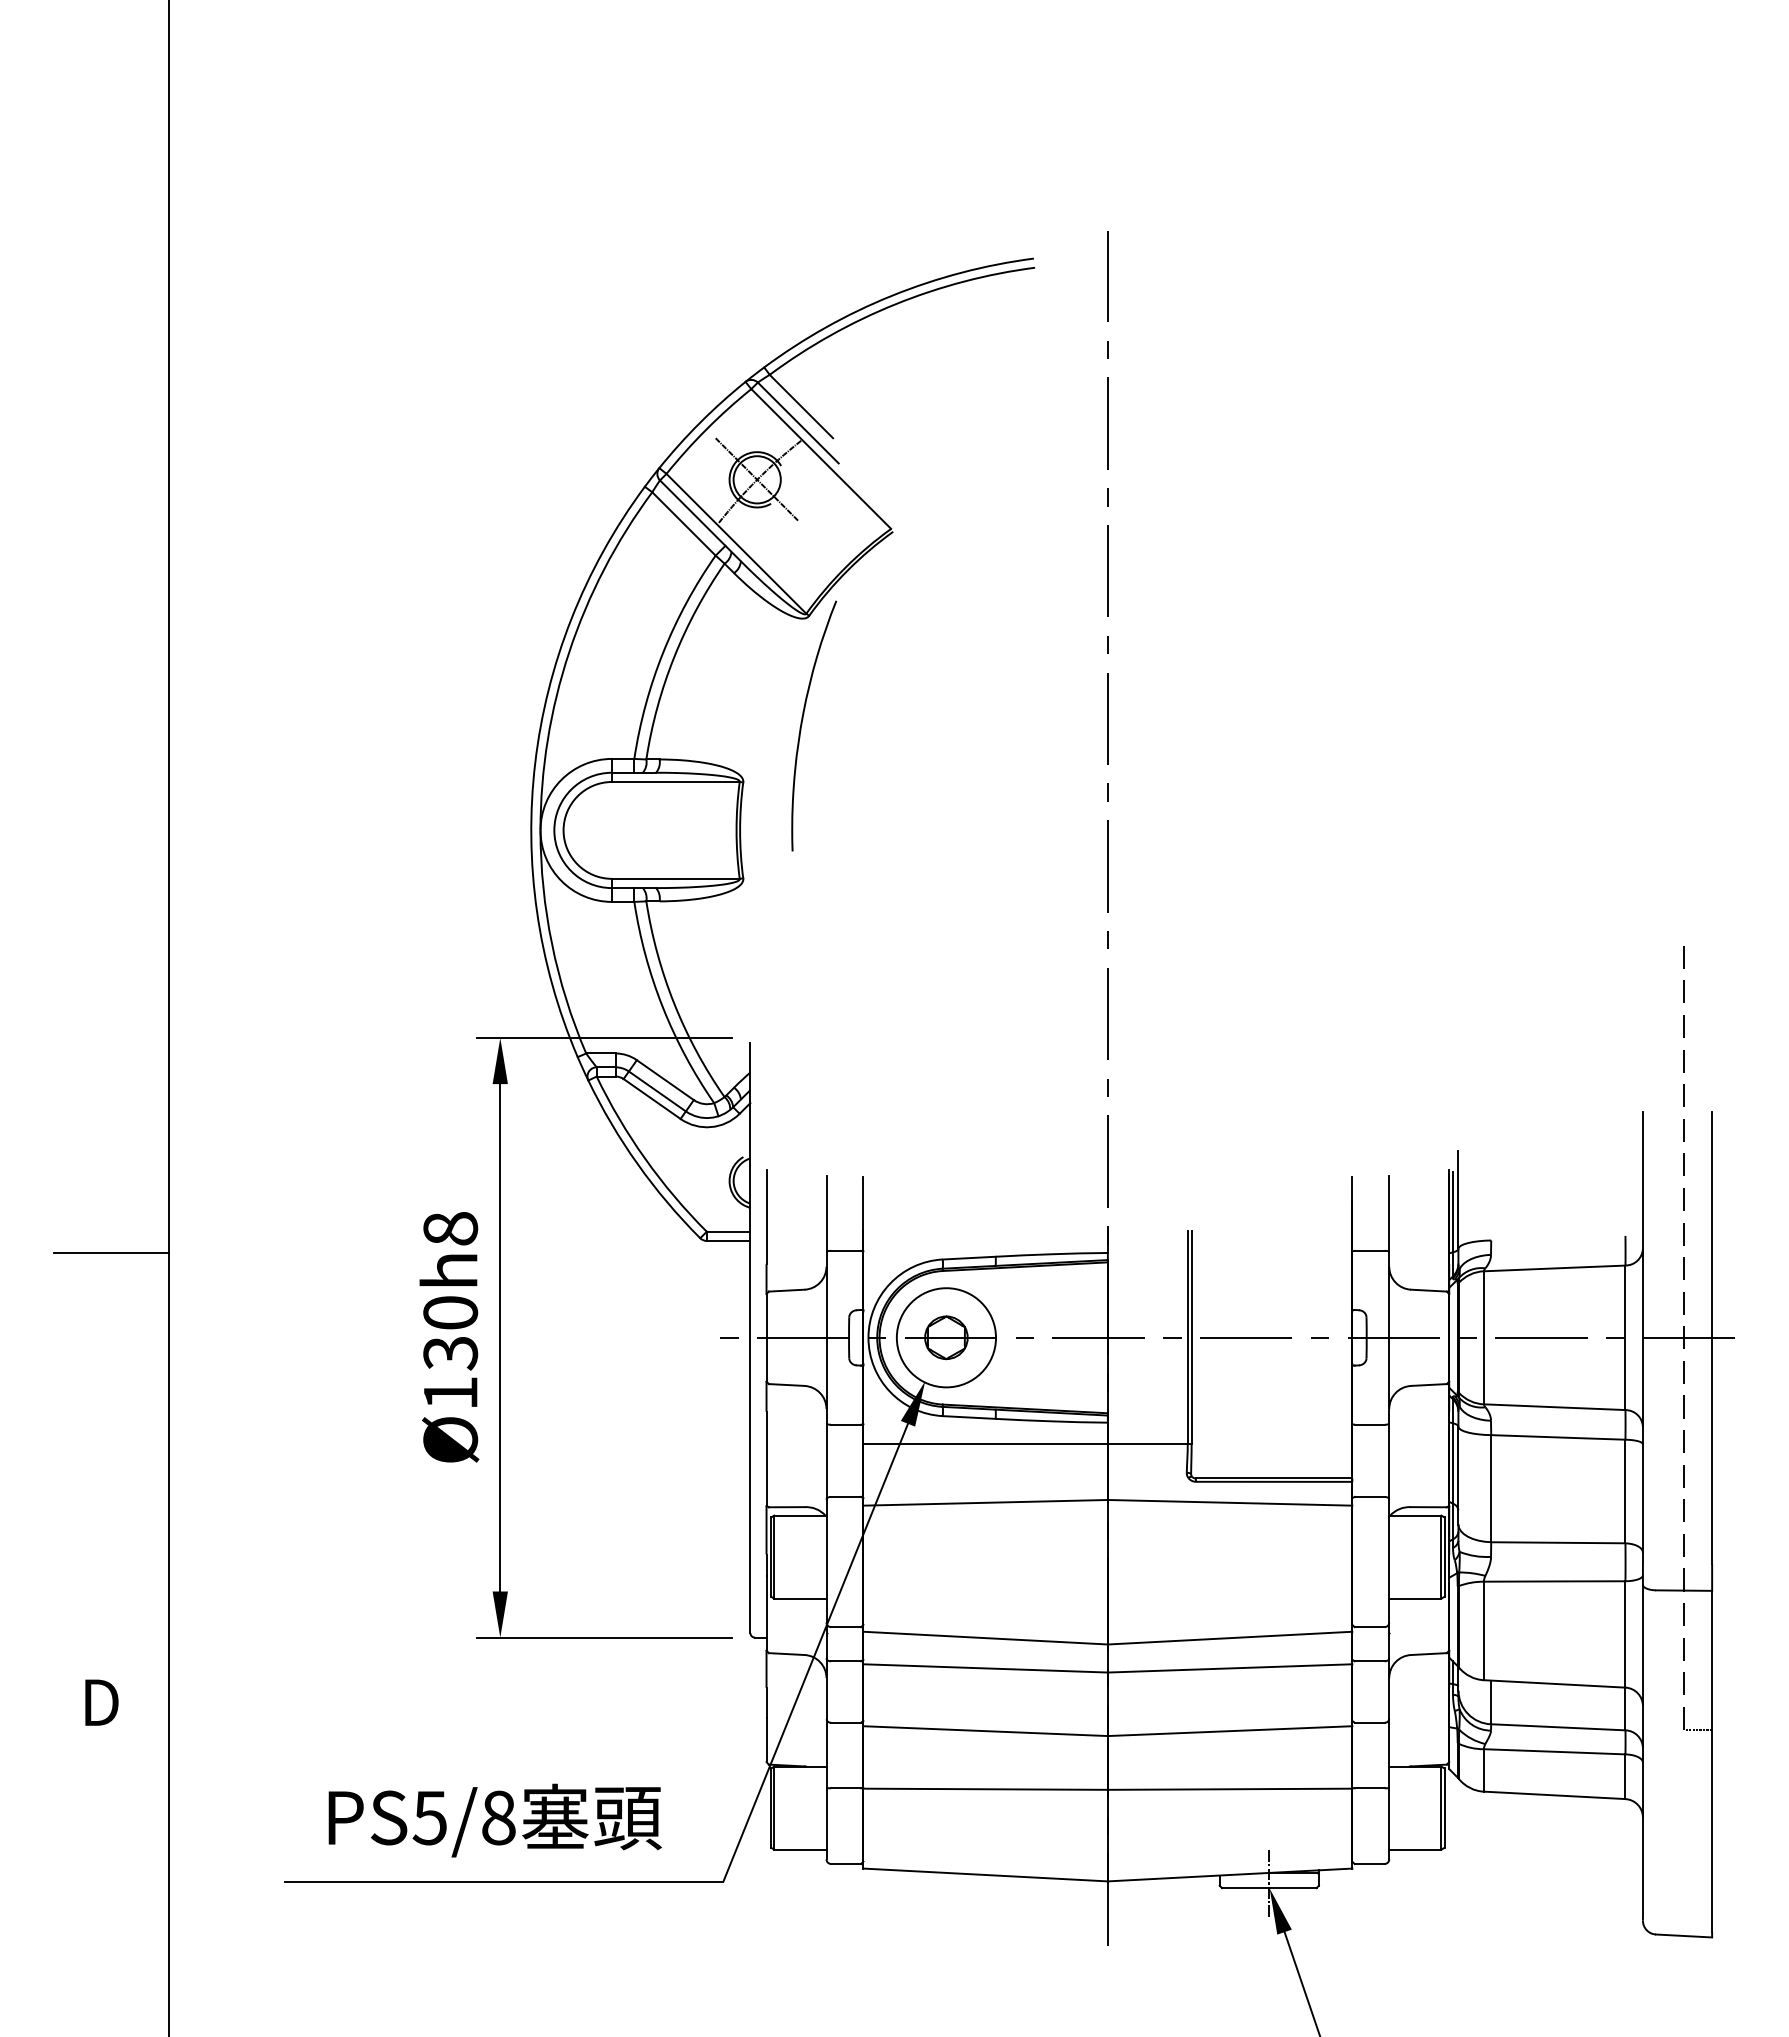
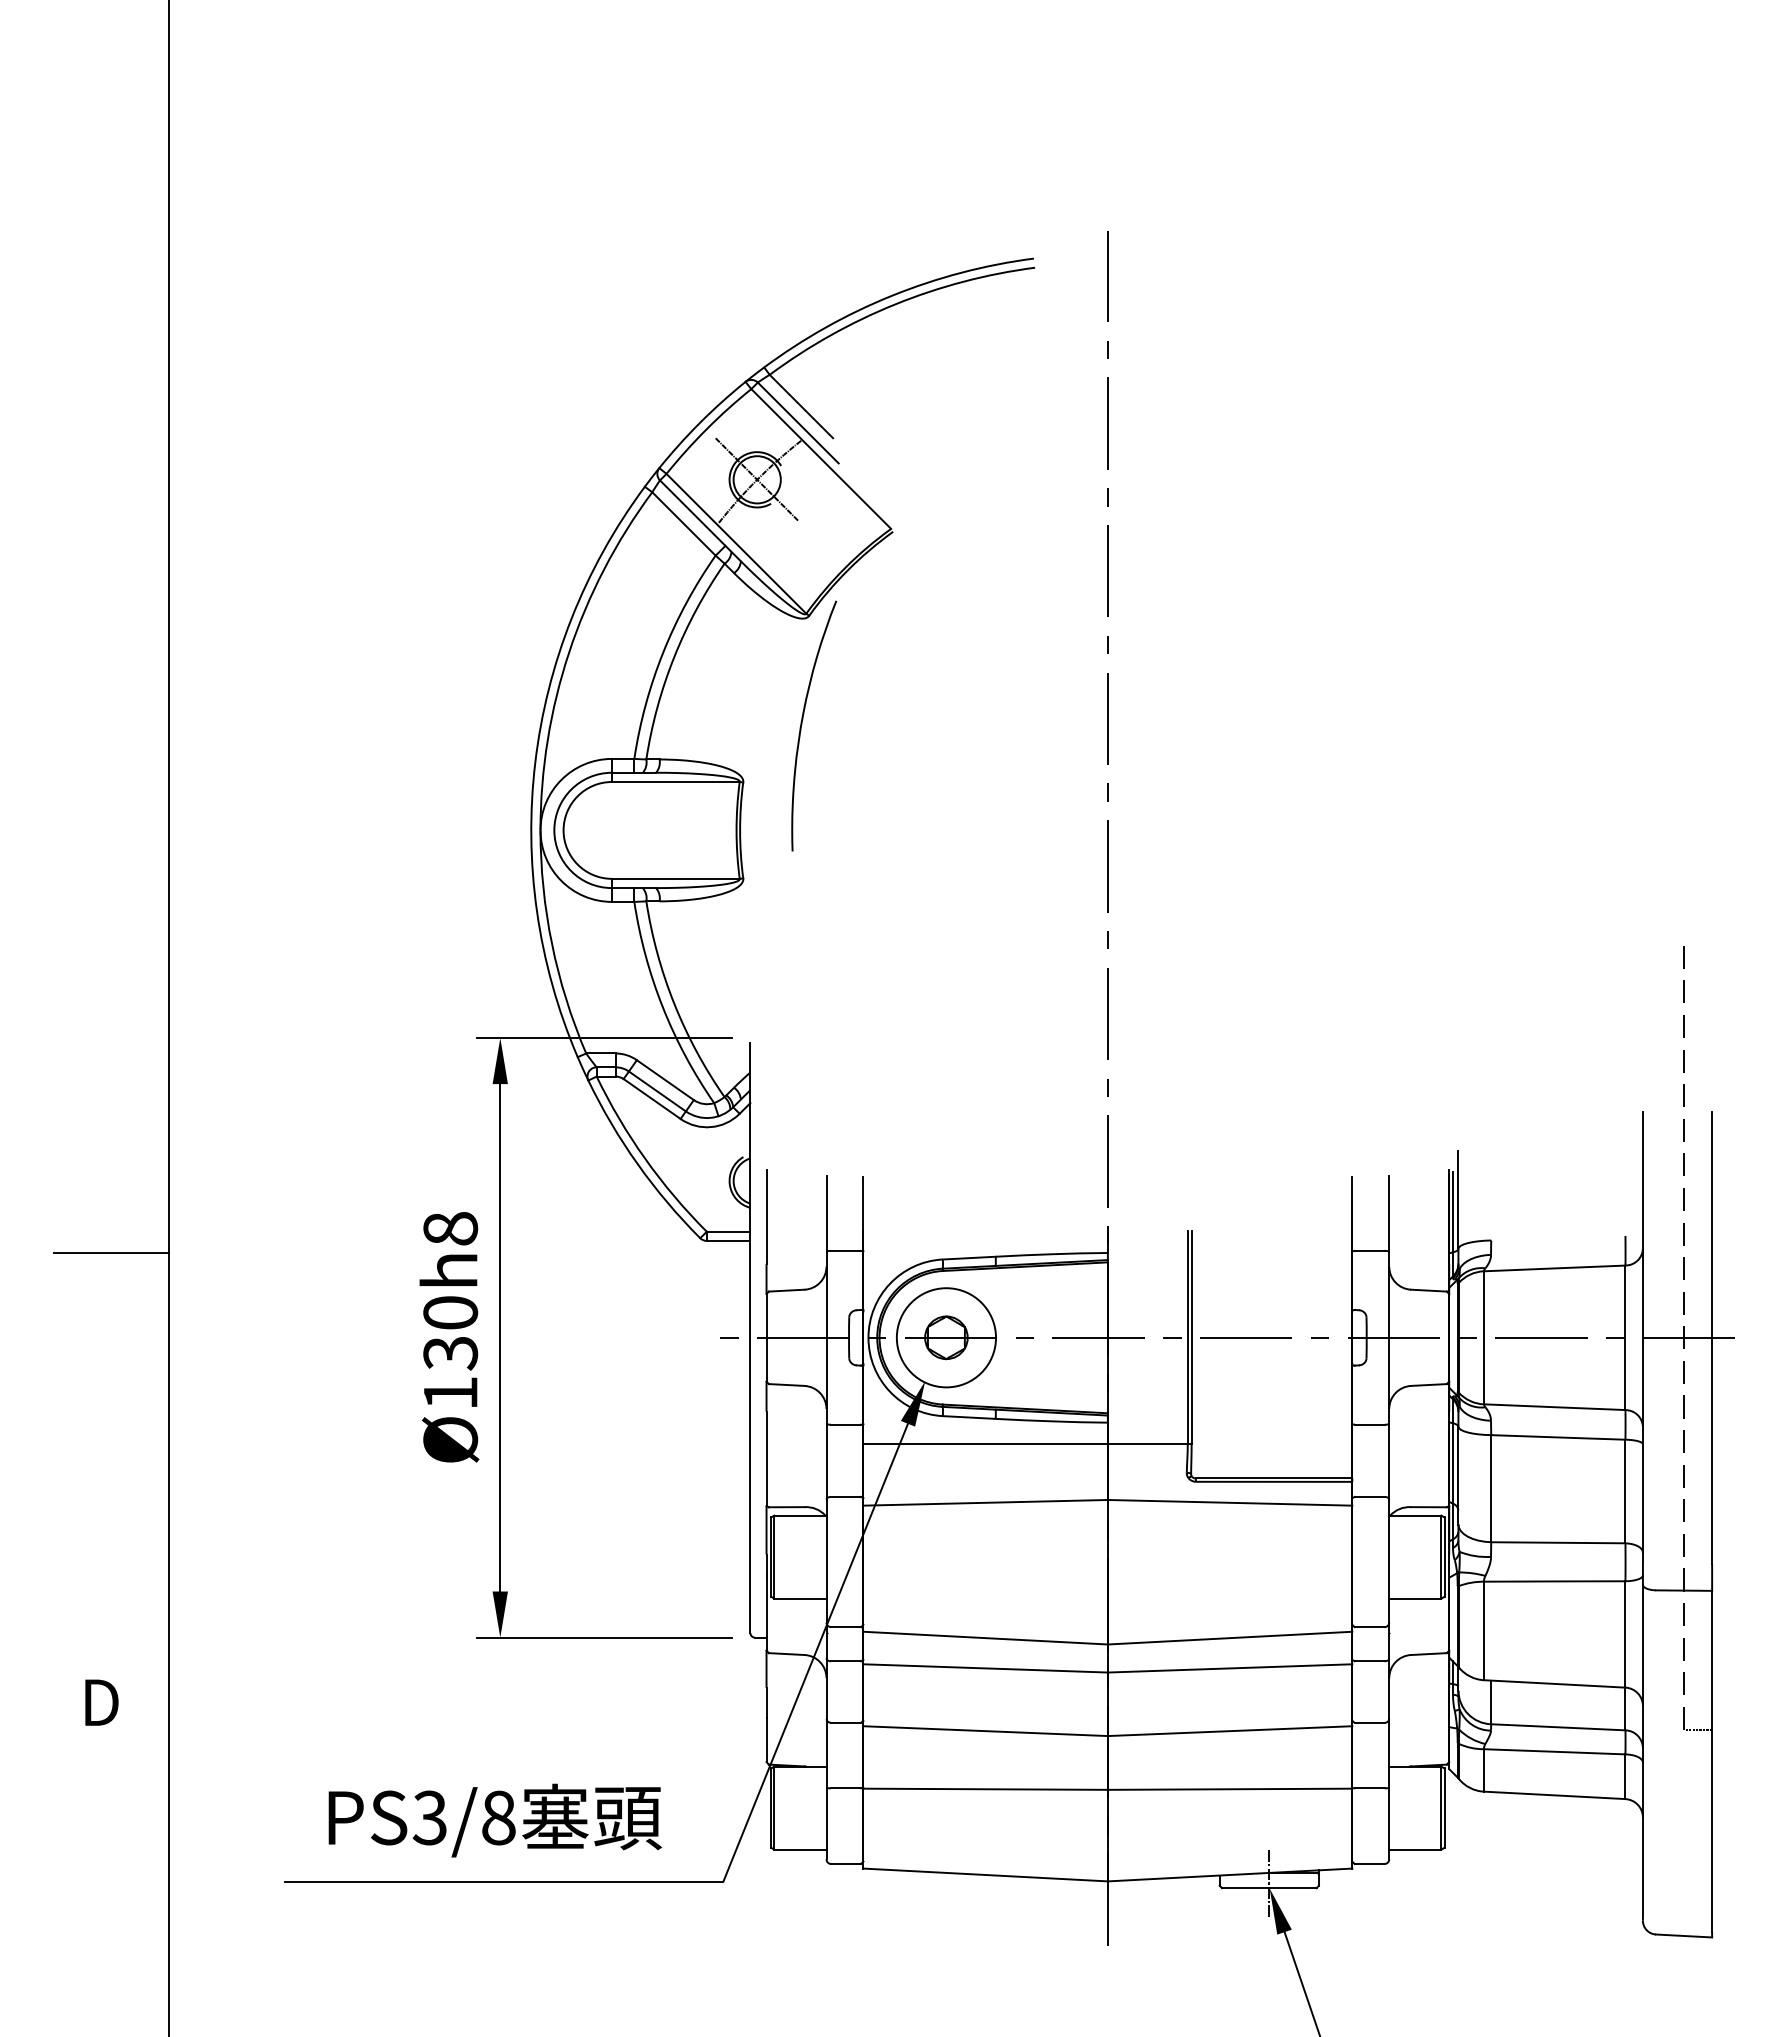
text: PS5/8 -> PS3/8 (429, 1817)
